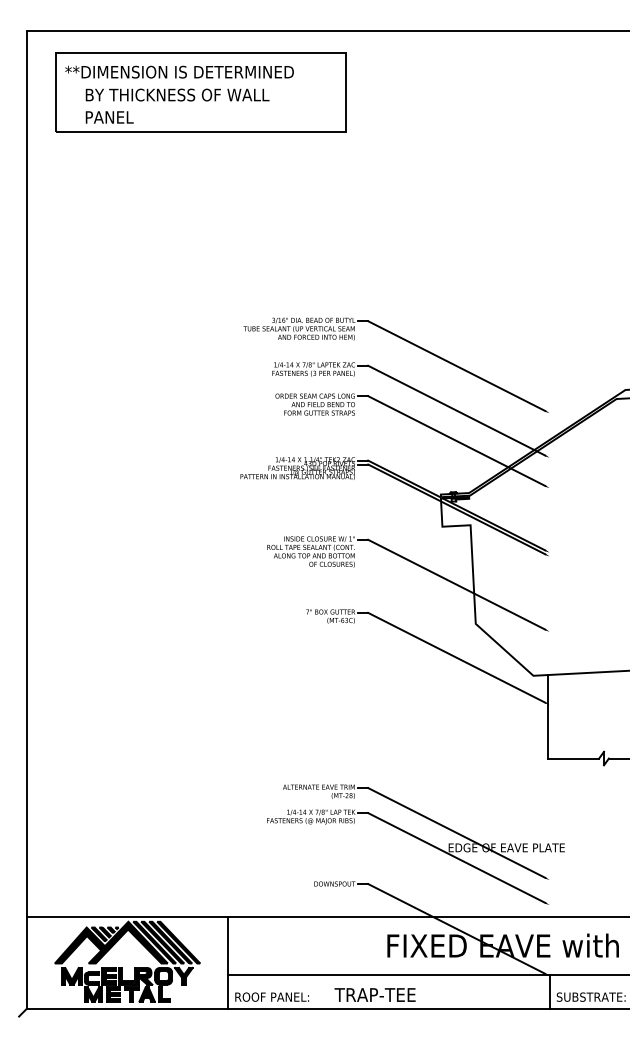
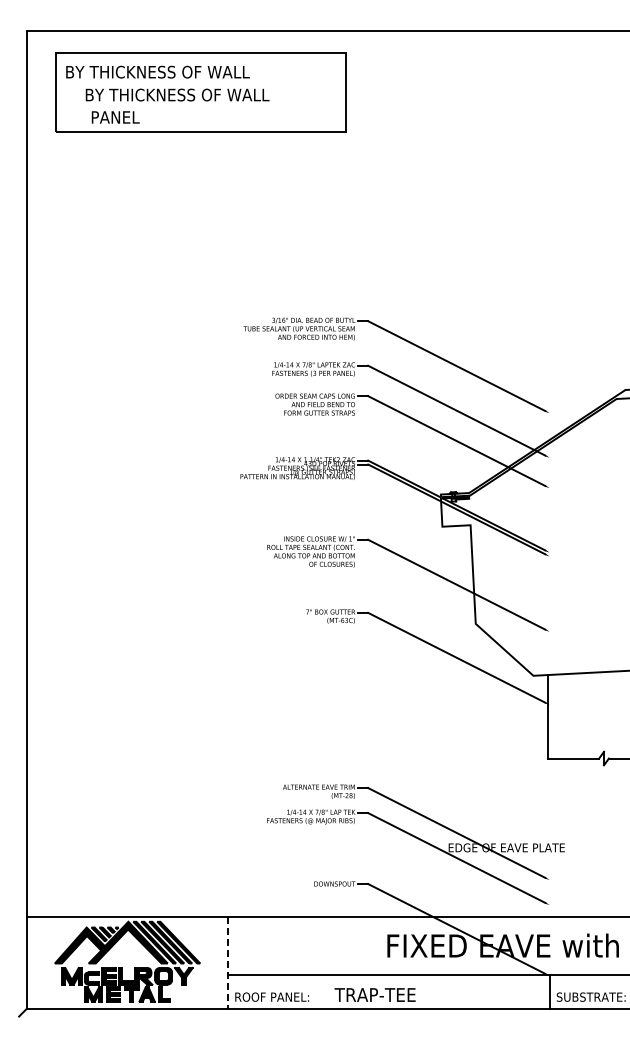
text: **DIMENSION IS DETERMINED -> BY THICKNESS OF WALL (179, 71)
text position: (109, 117) -> (115, 117) (115, 117)
line: solid -> dashed (228, 962)
